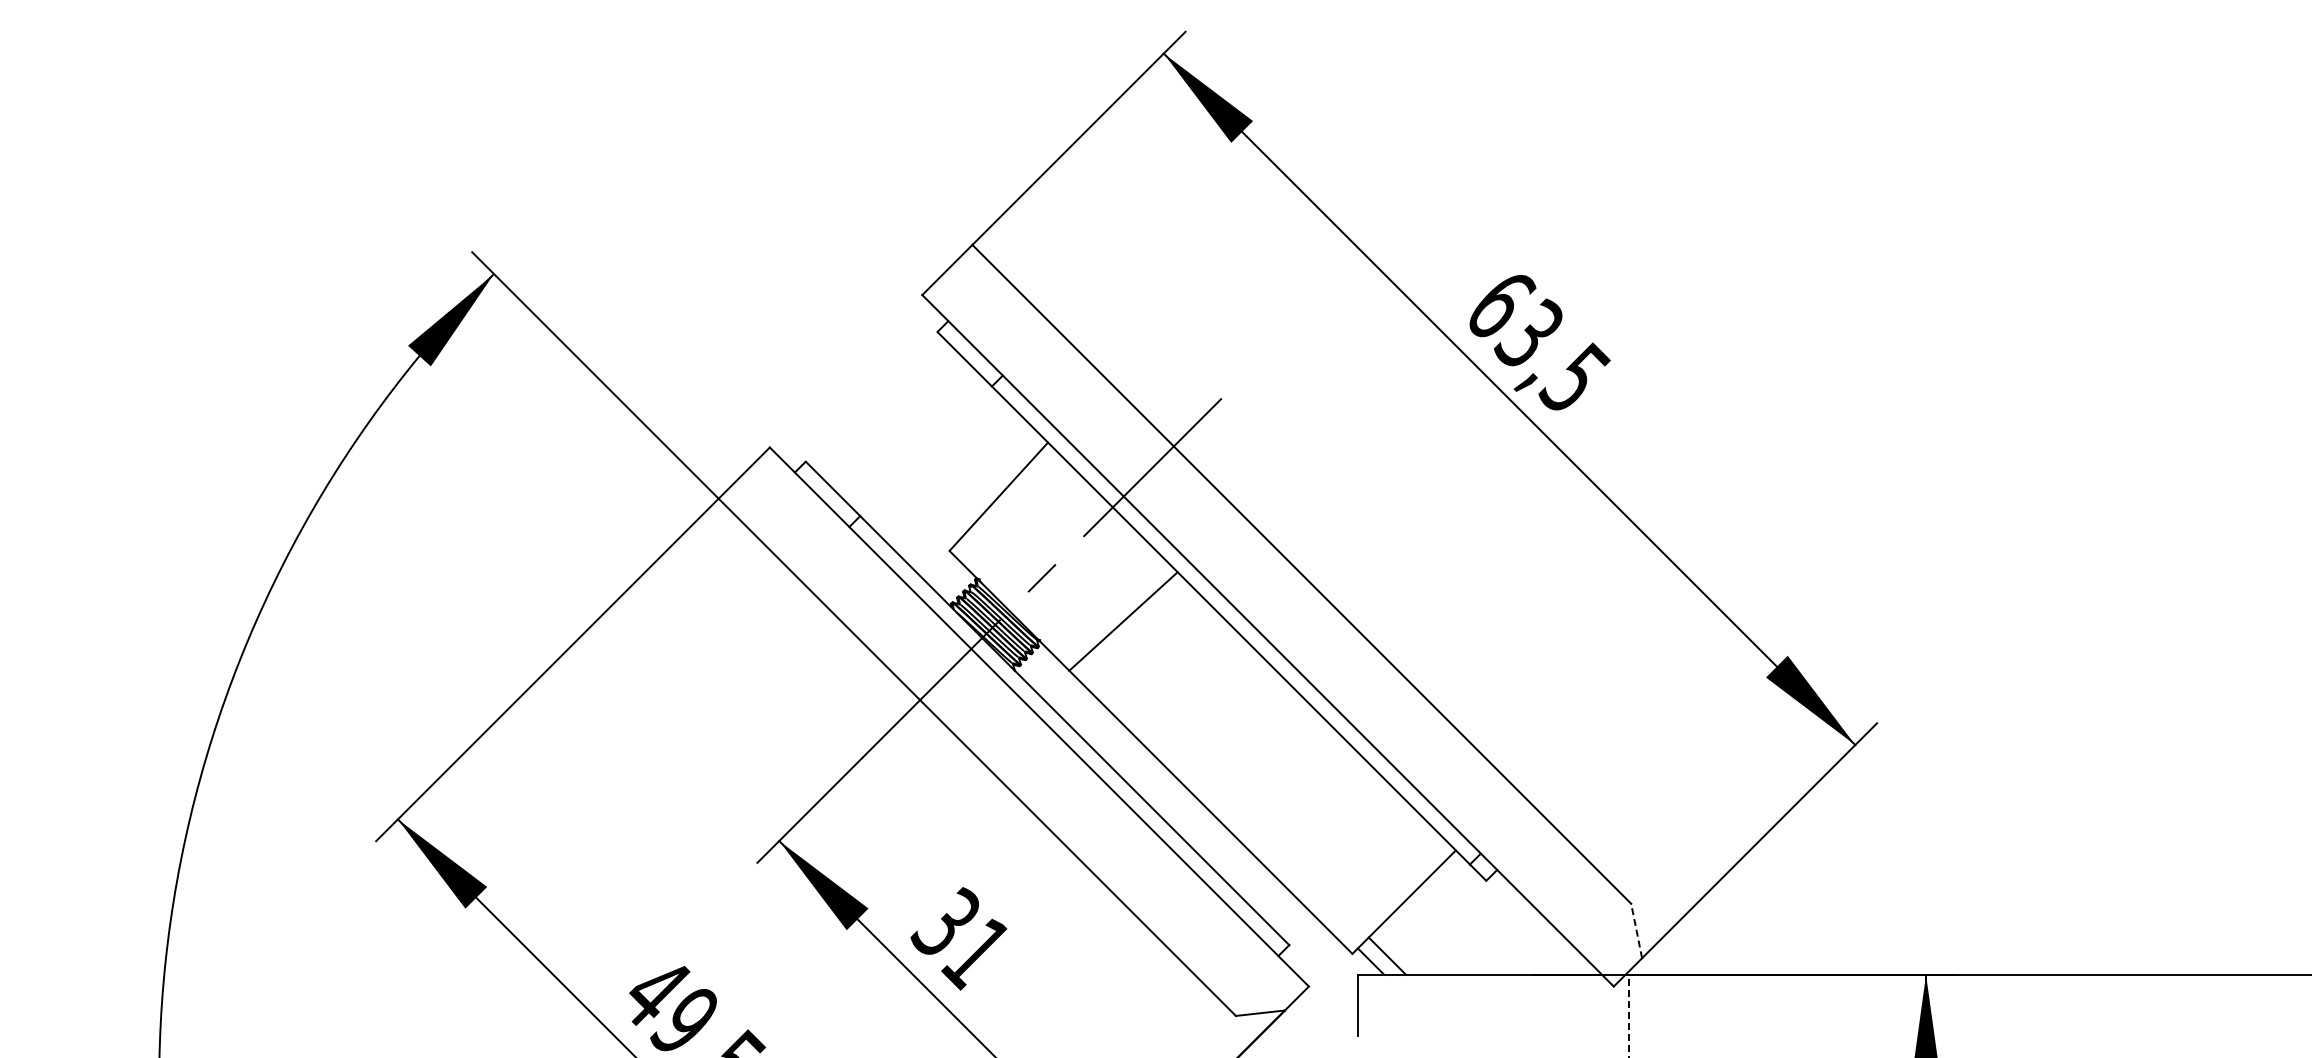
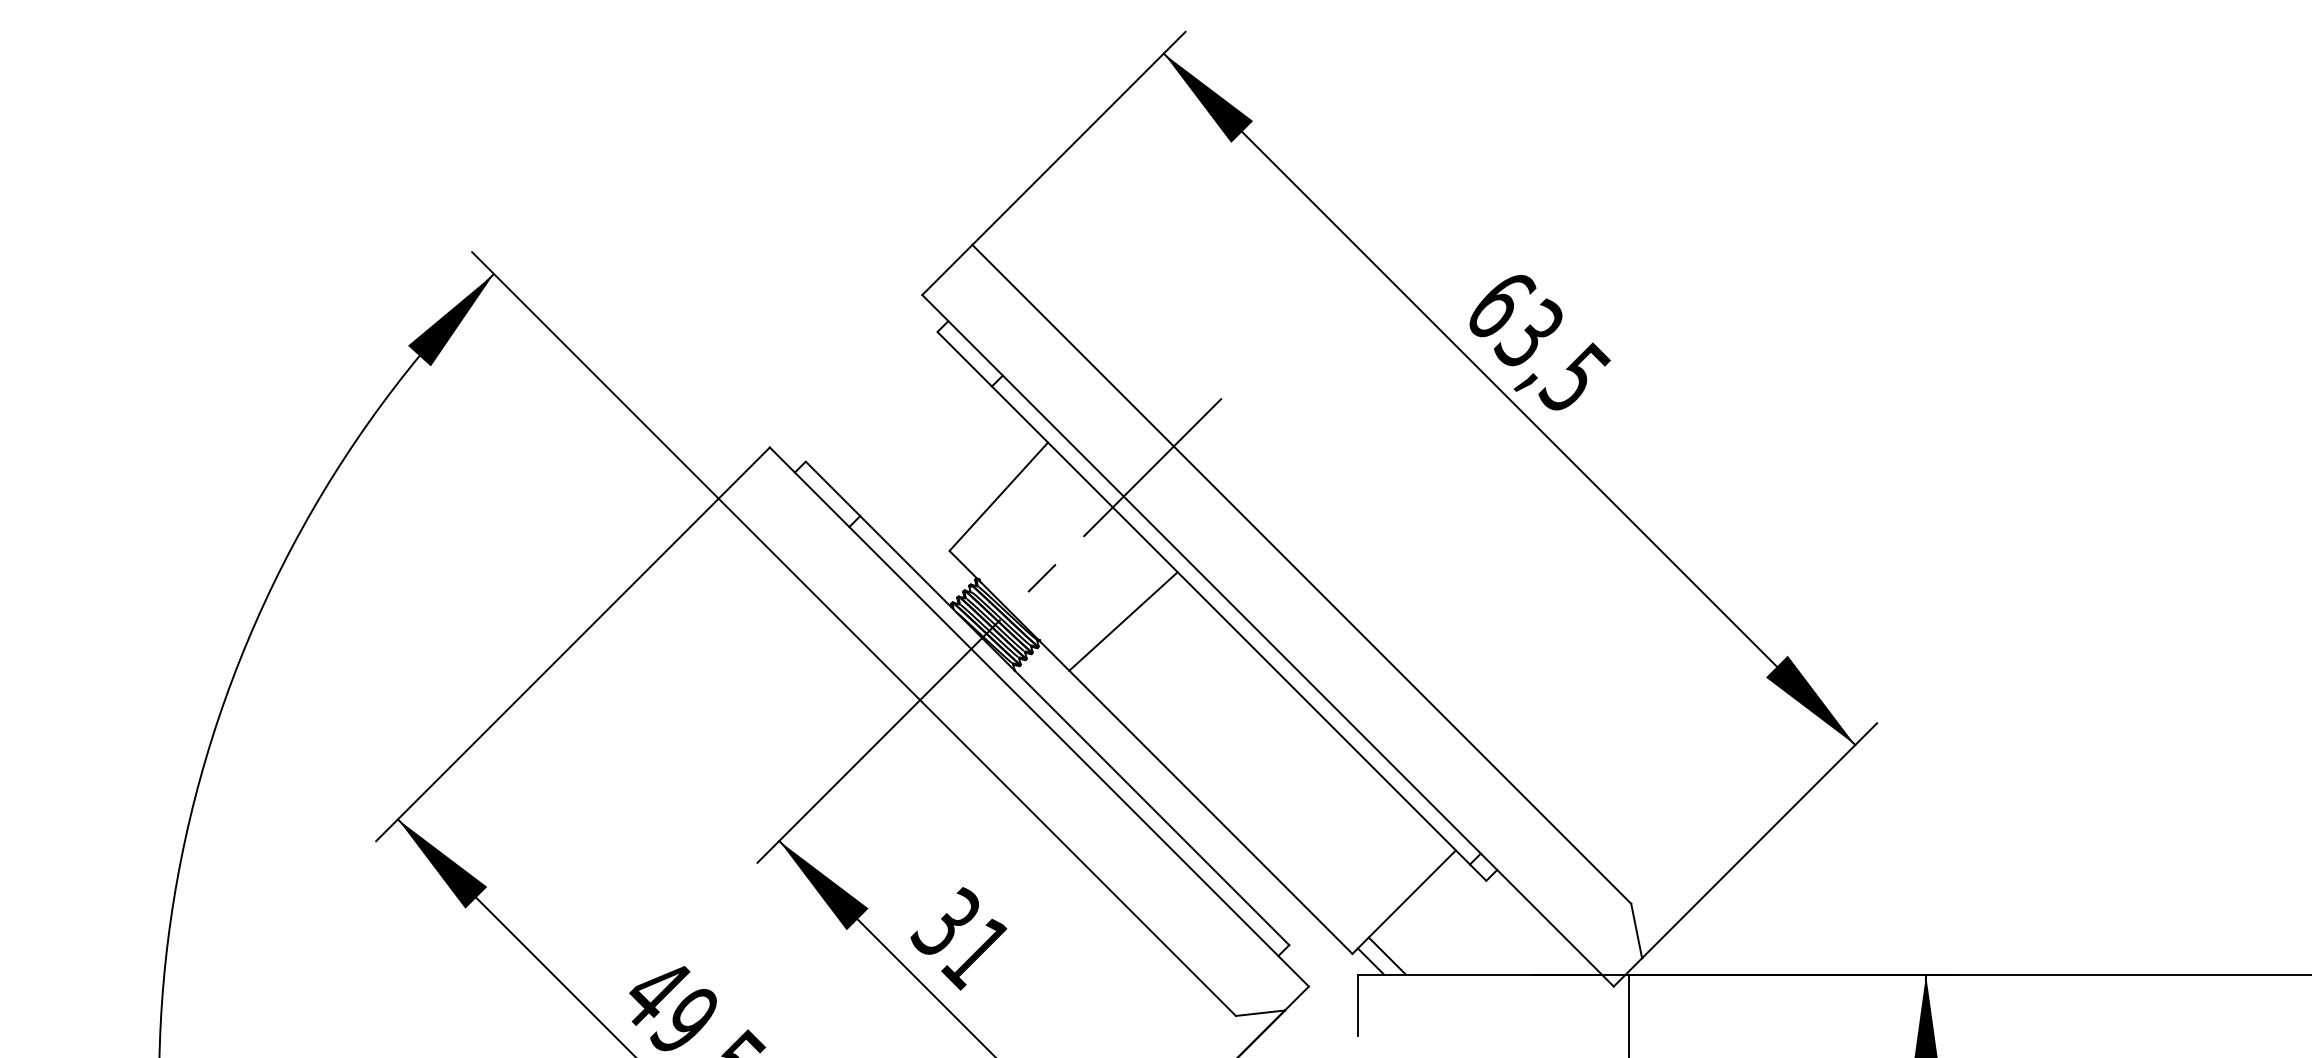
line: dashed -> solid (1636, 931)
line: dashed -> solid (1628, 1015)
